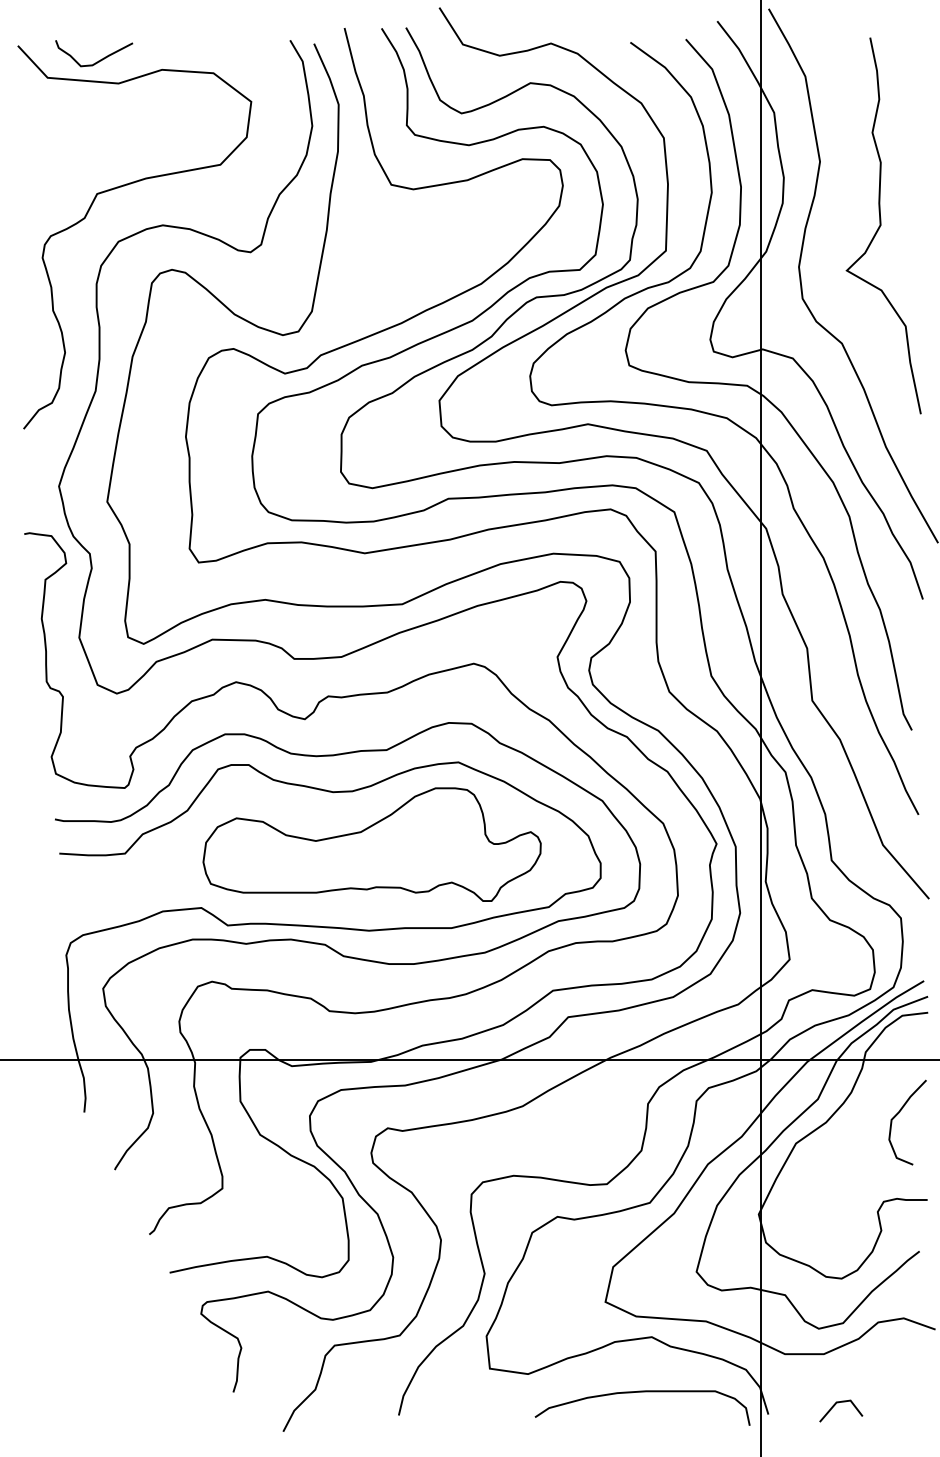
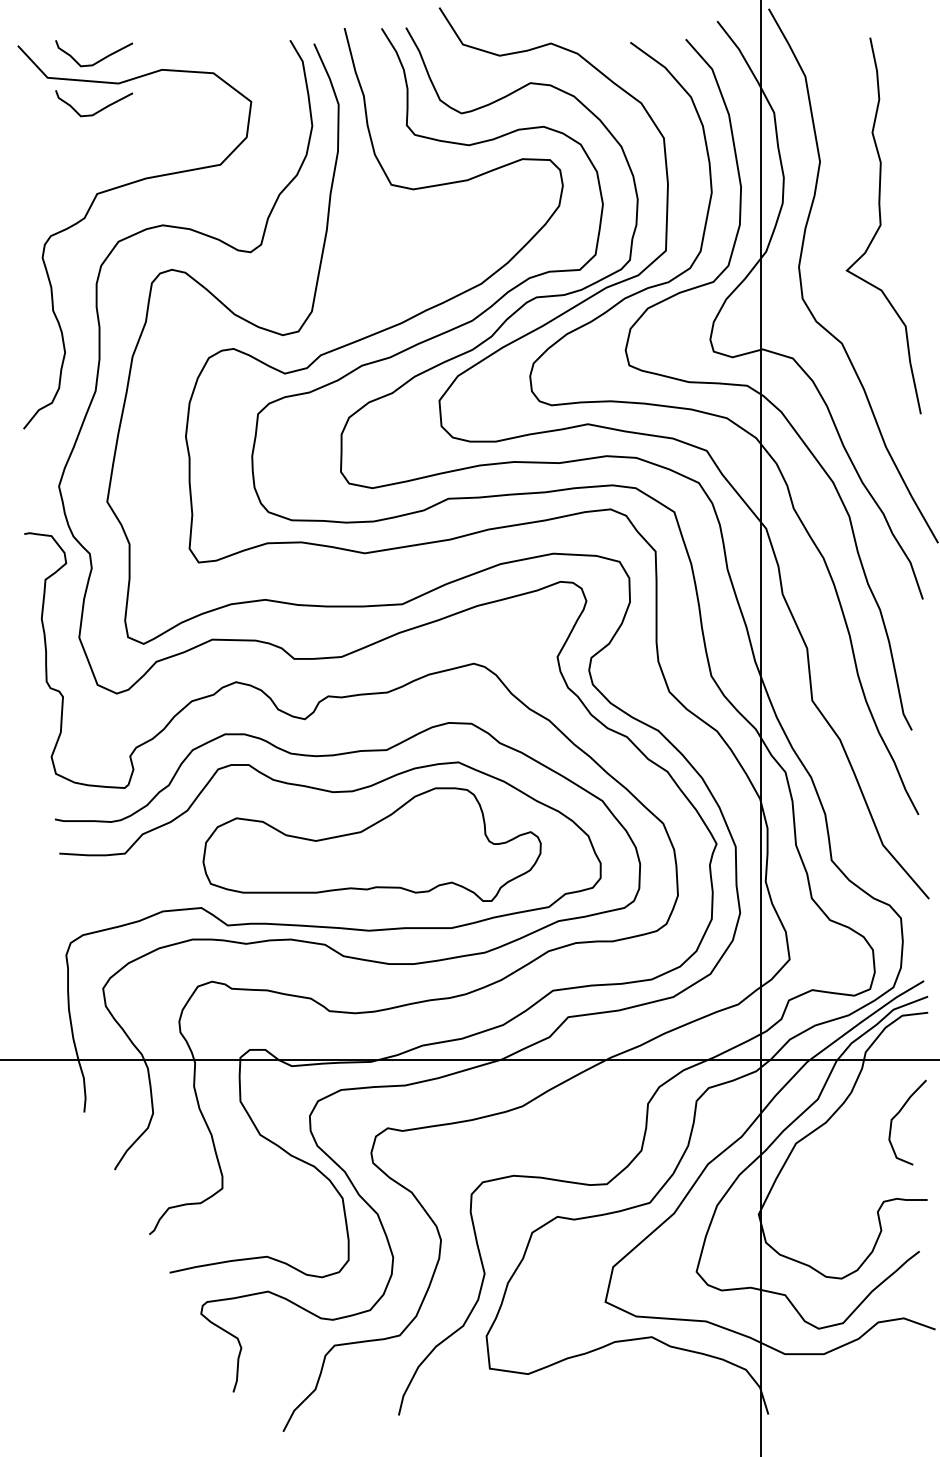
curve: none -> present (98, 110)
curve: present -> none (642, 1392)
line: present -> none (838, 1403)
